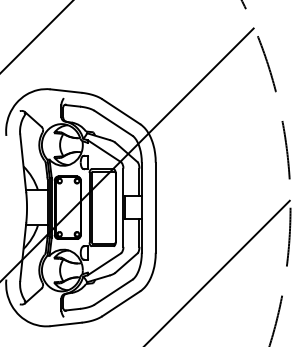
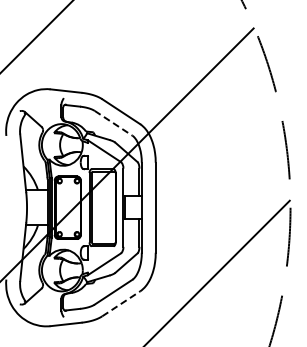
line: solid -> dashed (113, 123)
line: solid -> dashed (121, 303)
